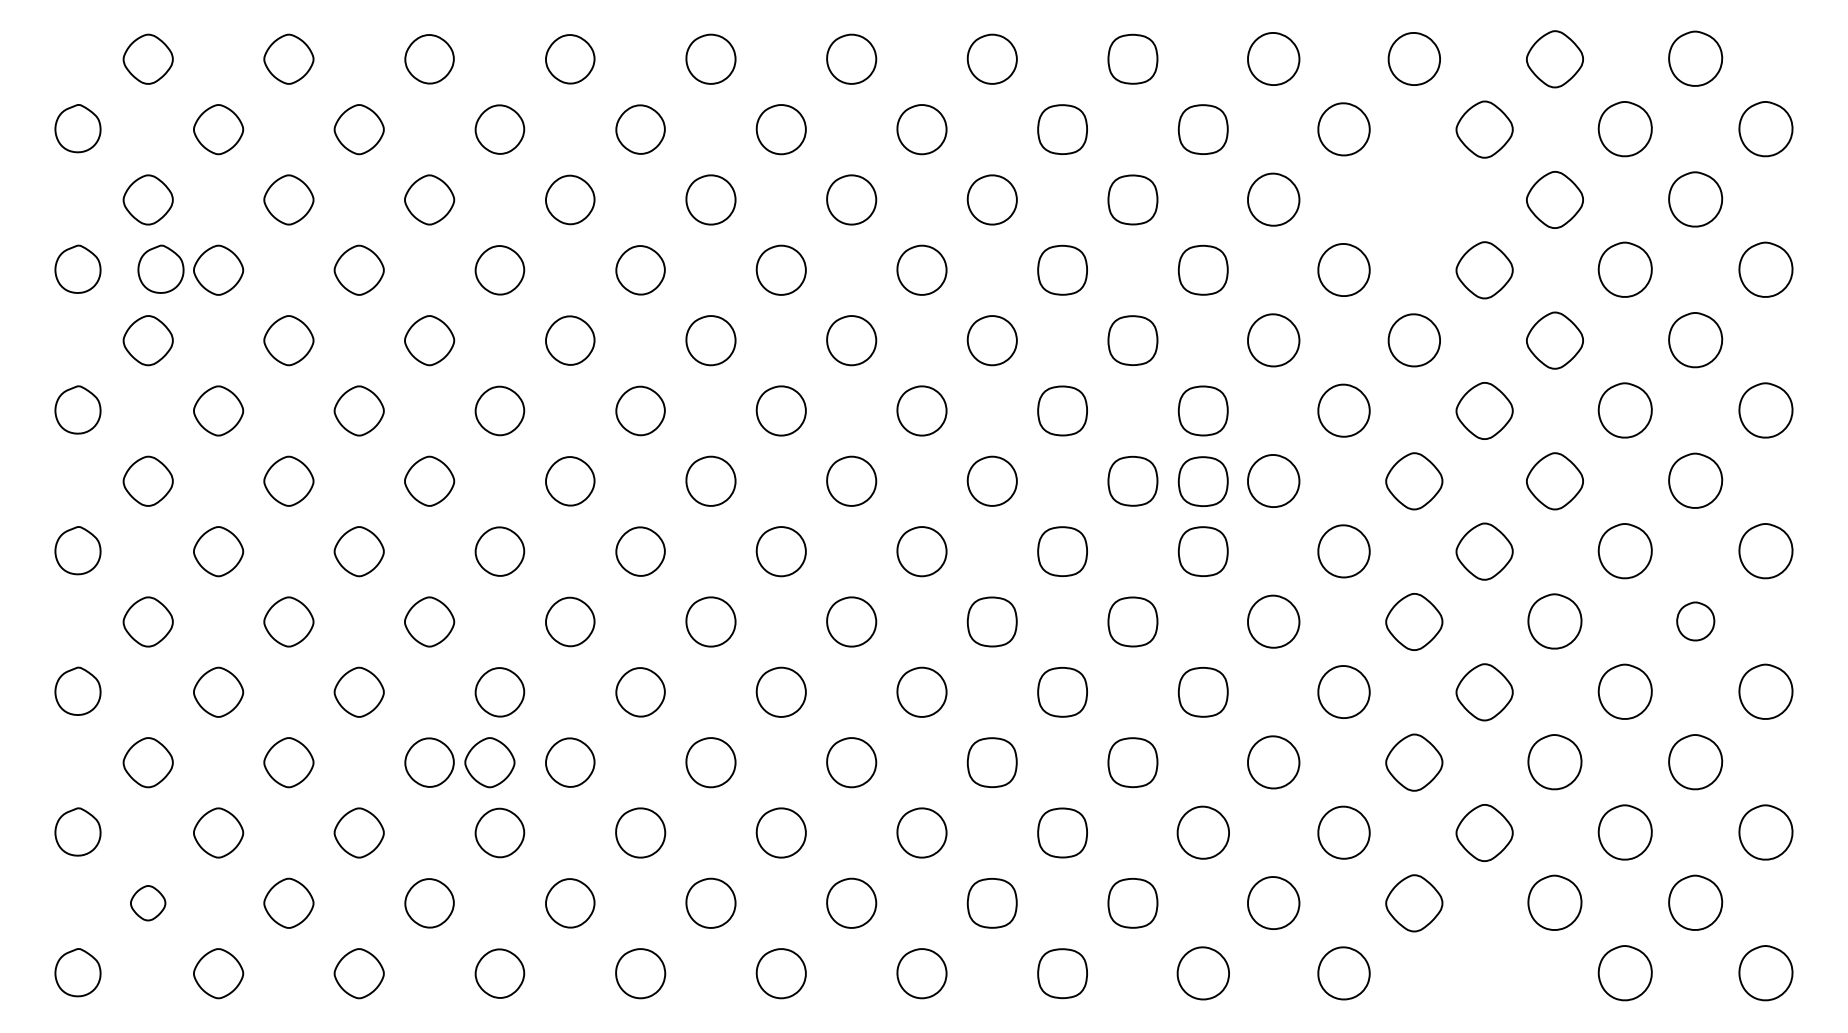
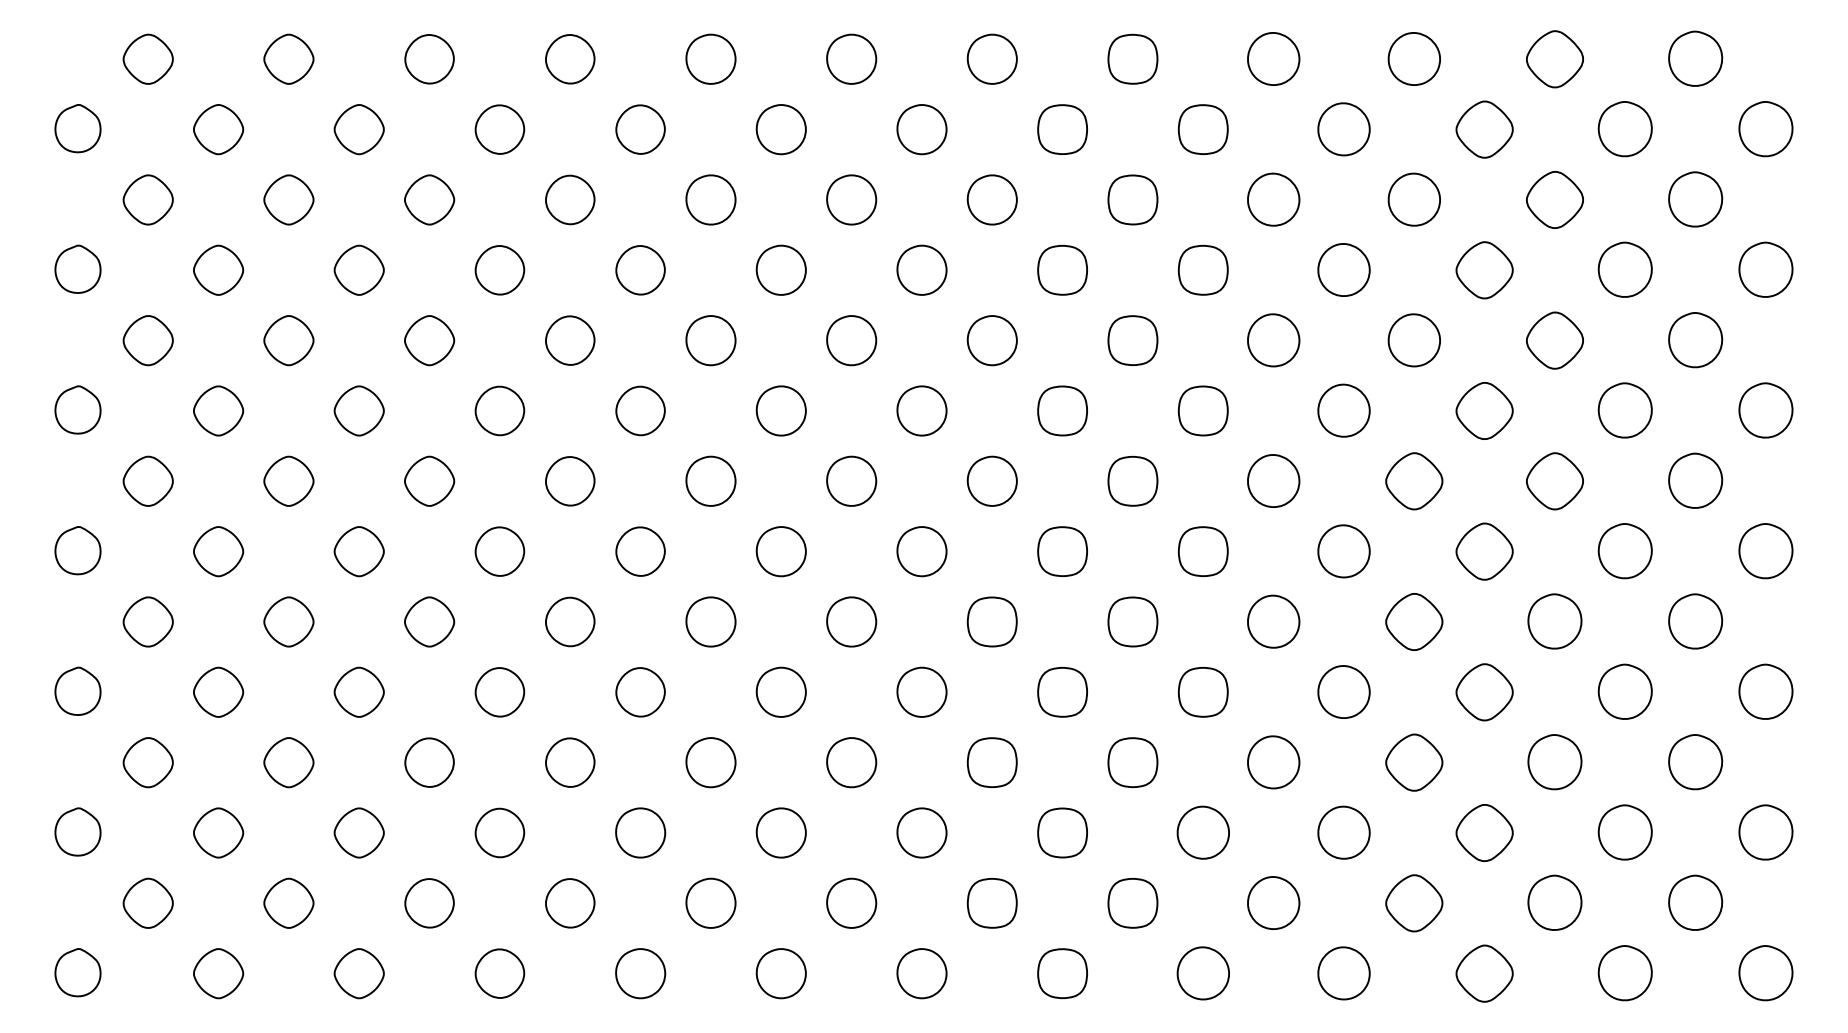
part: none -> present (1413, 199)
part: present -> none (160, 268)
part: present -> none (1202, 481)
part size: 40x41 px -> 56x57 px (1695, 621)
part: present -> none (489, 762)
part size: 37x37 px -> 52x52 px (147, 902)
part: none -> present (1484, 973)
